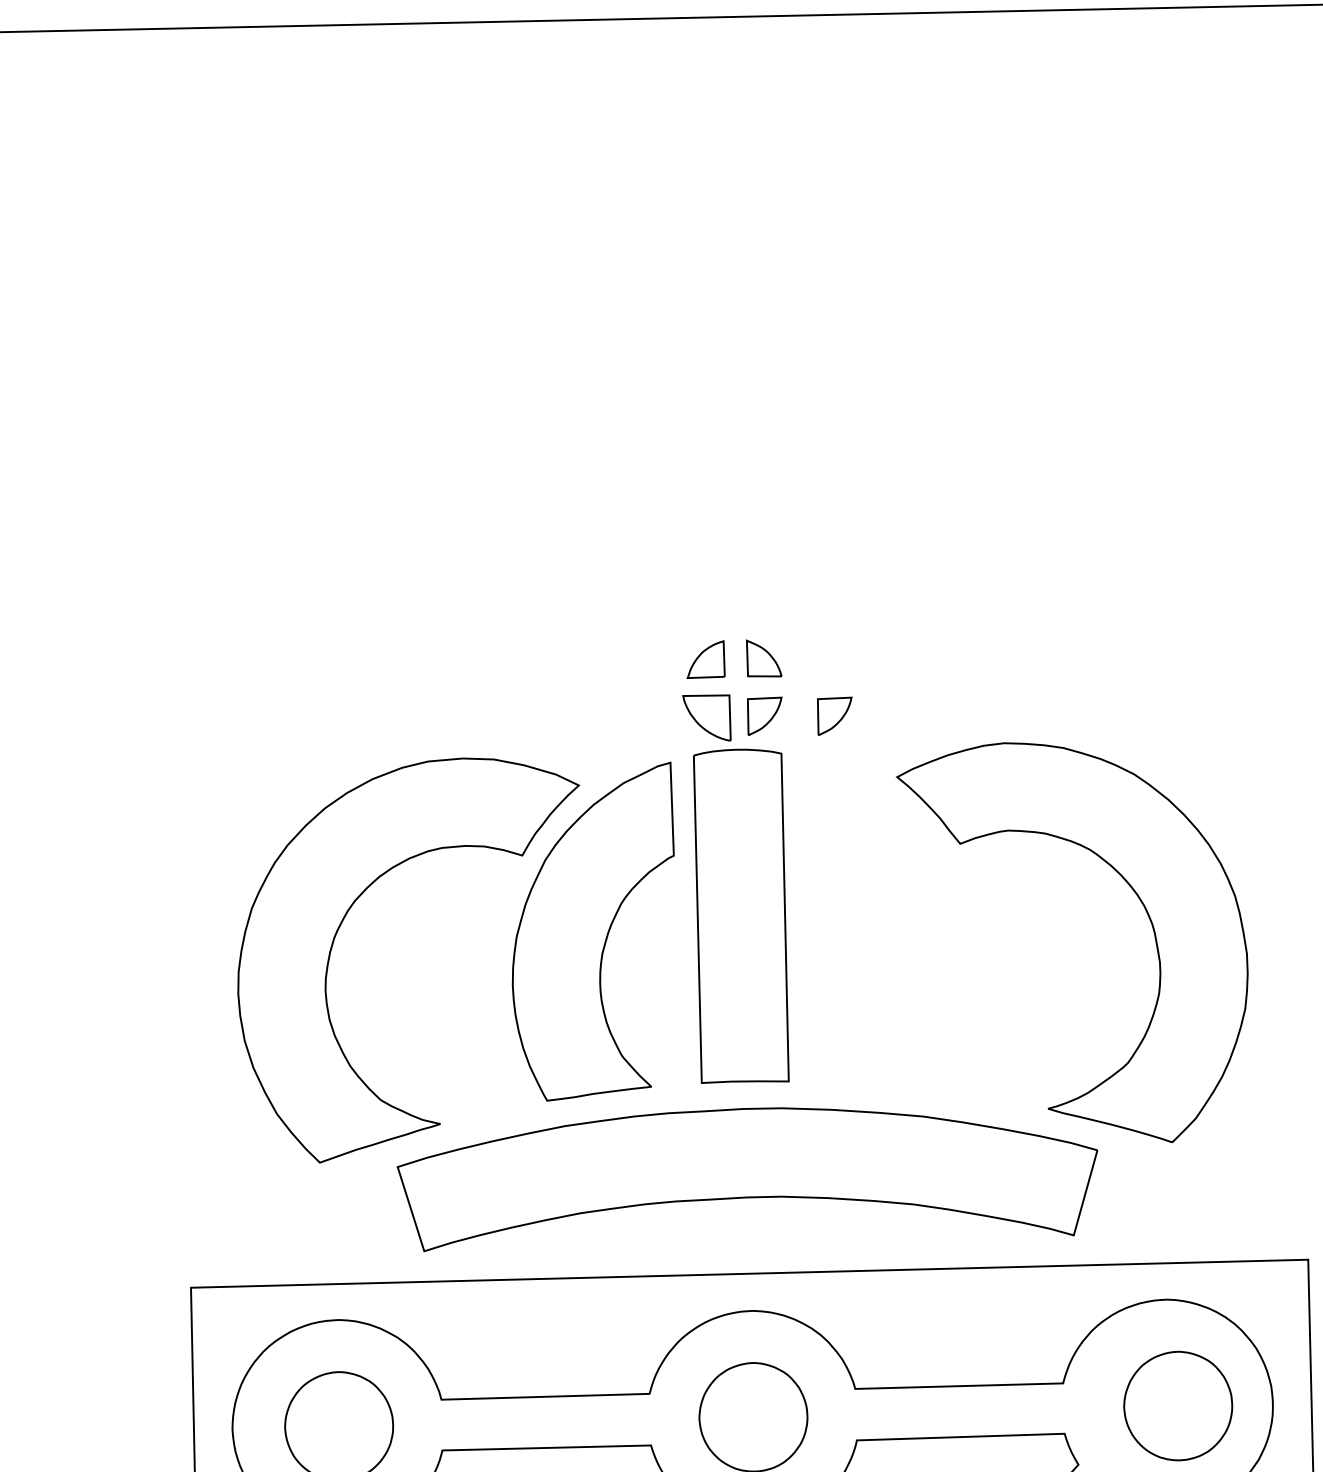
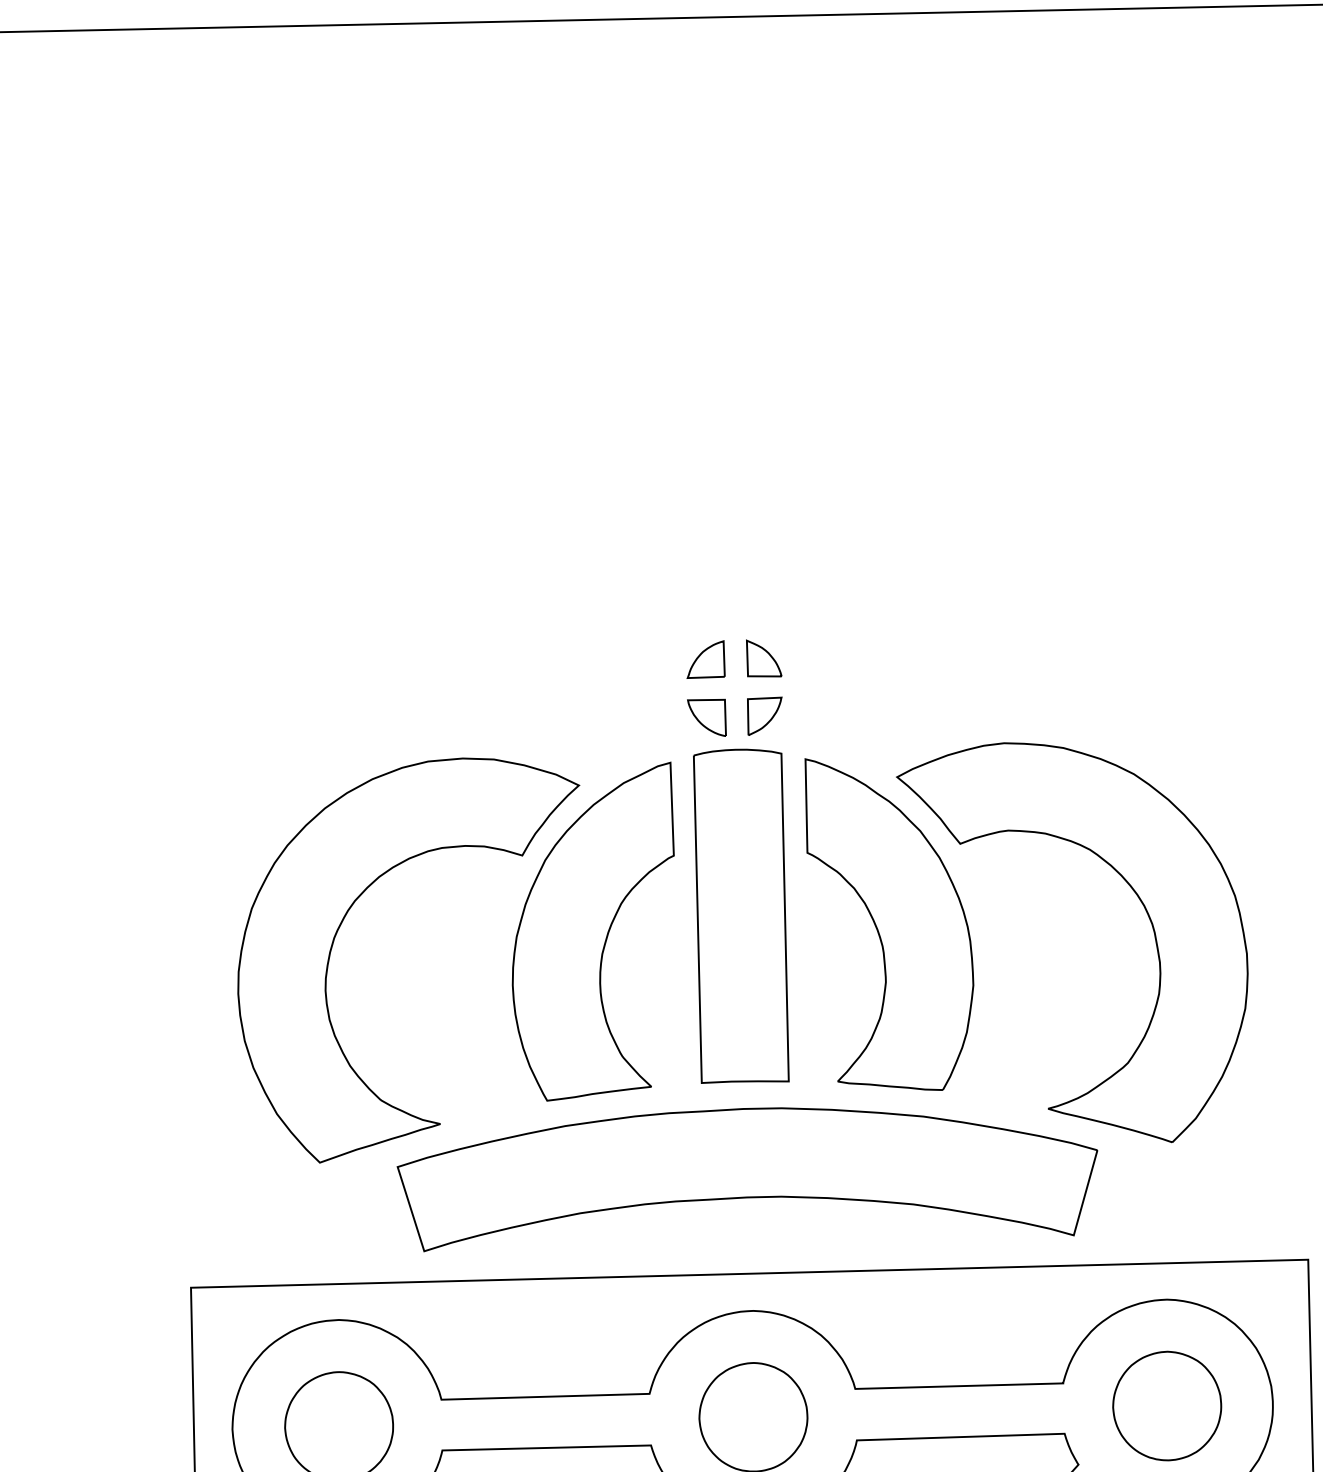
part: present -> none (834, 715)
part size: 50x48 px -> 40x39 px (706, 717)
part: none -> present (889, 924)
part position: (1178, 1405) -> (1167, 1405) (1167, 1405)
